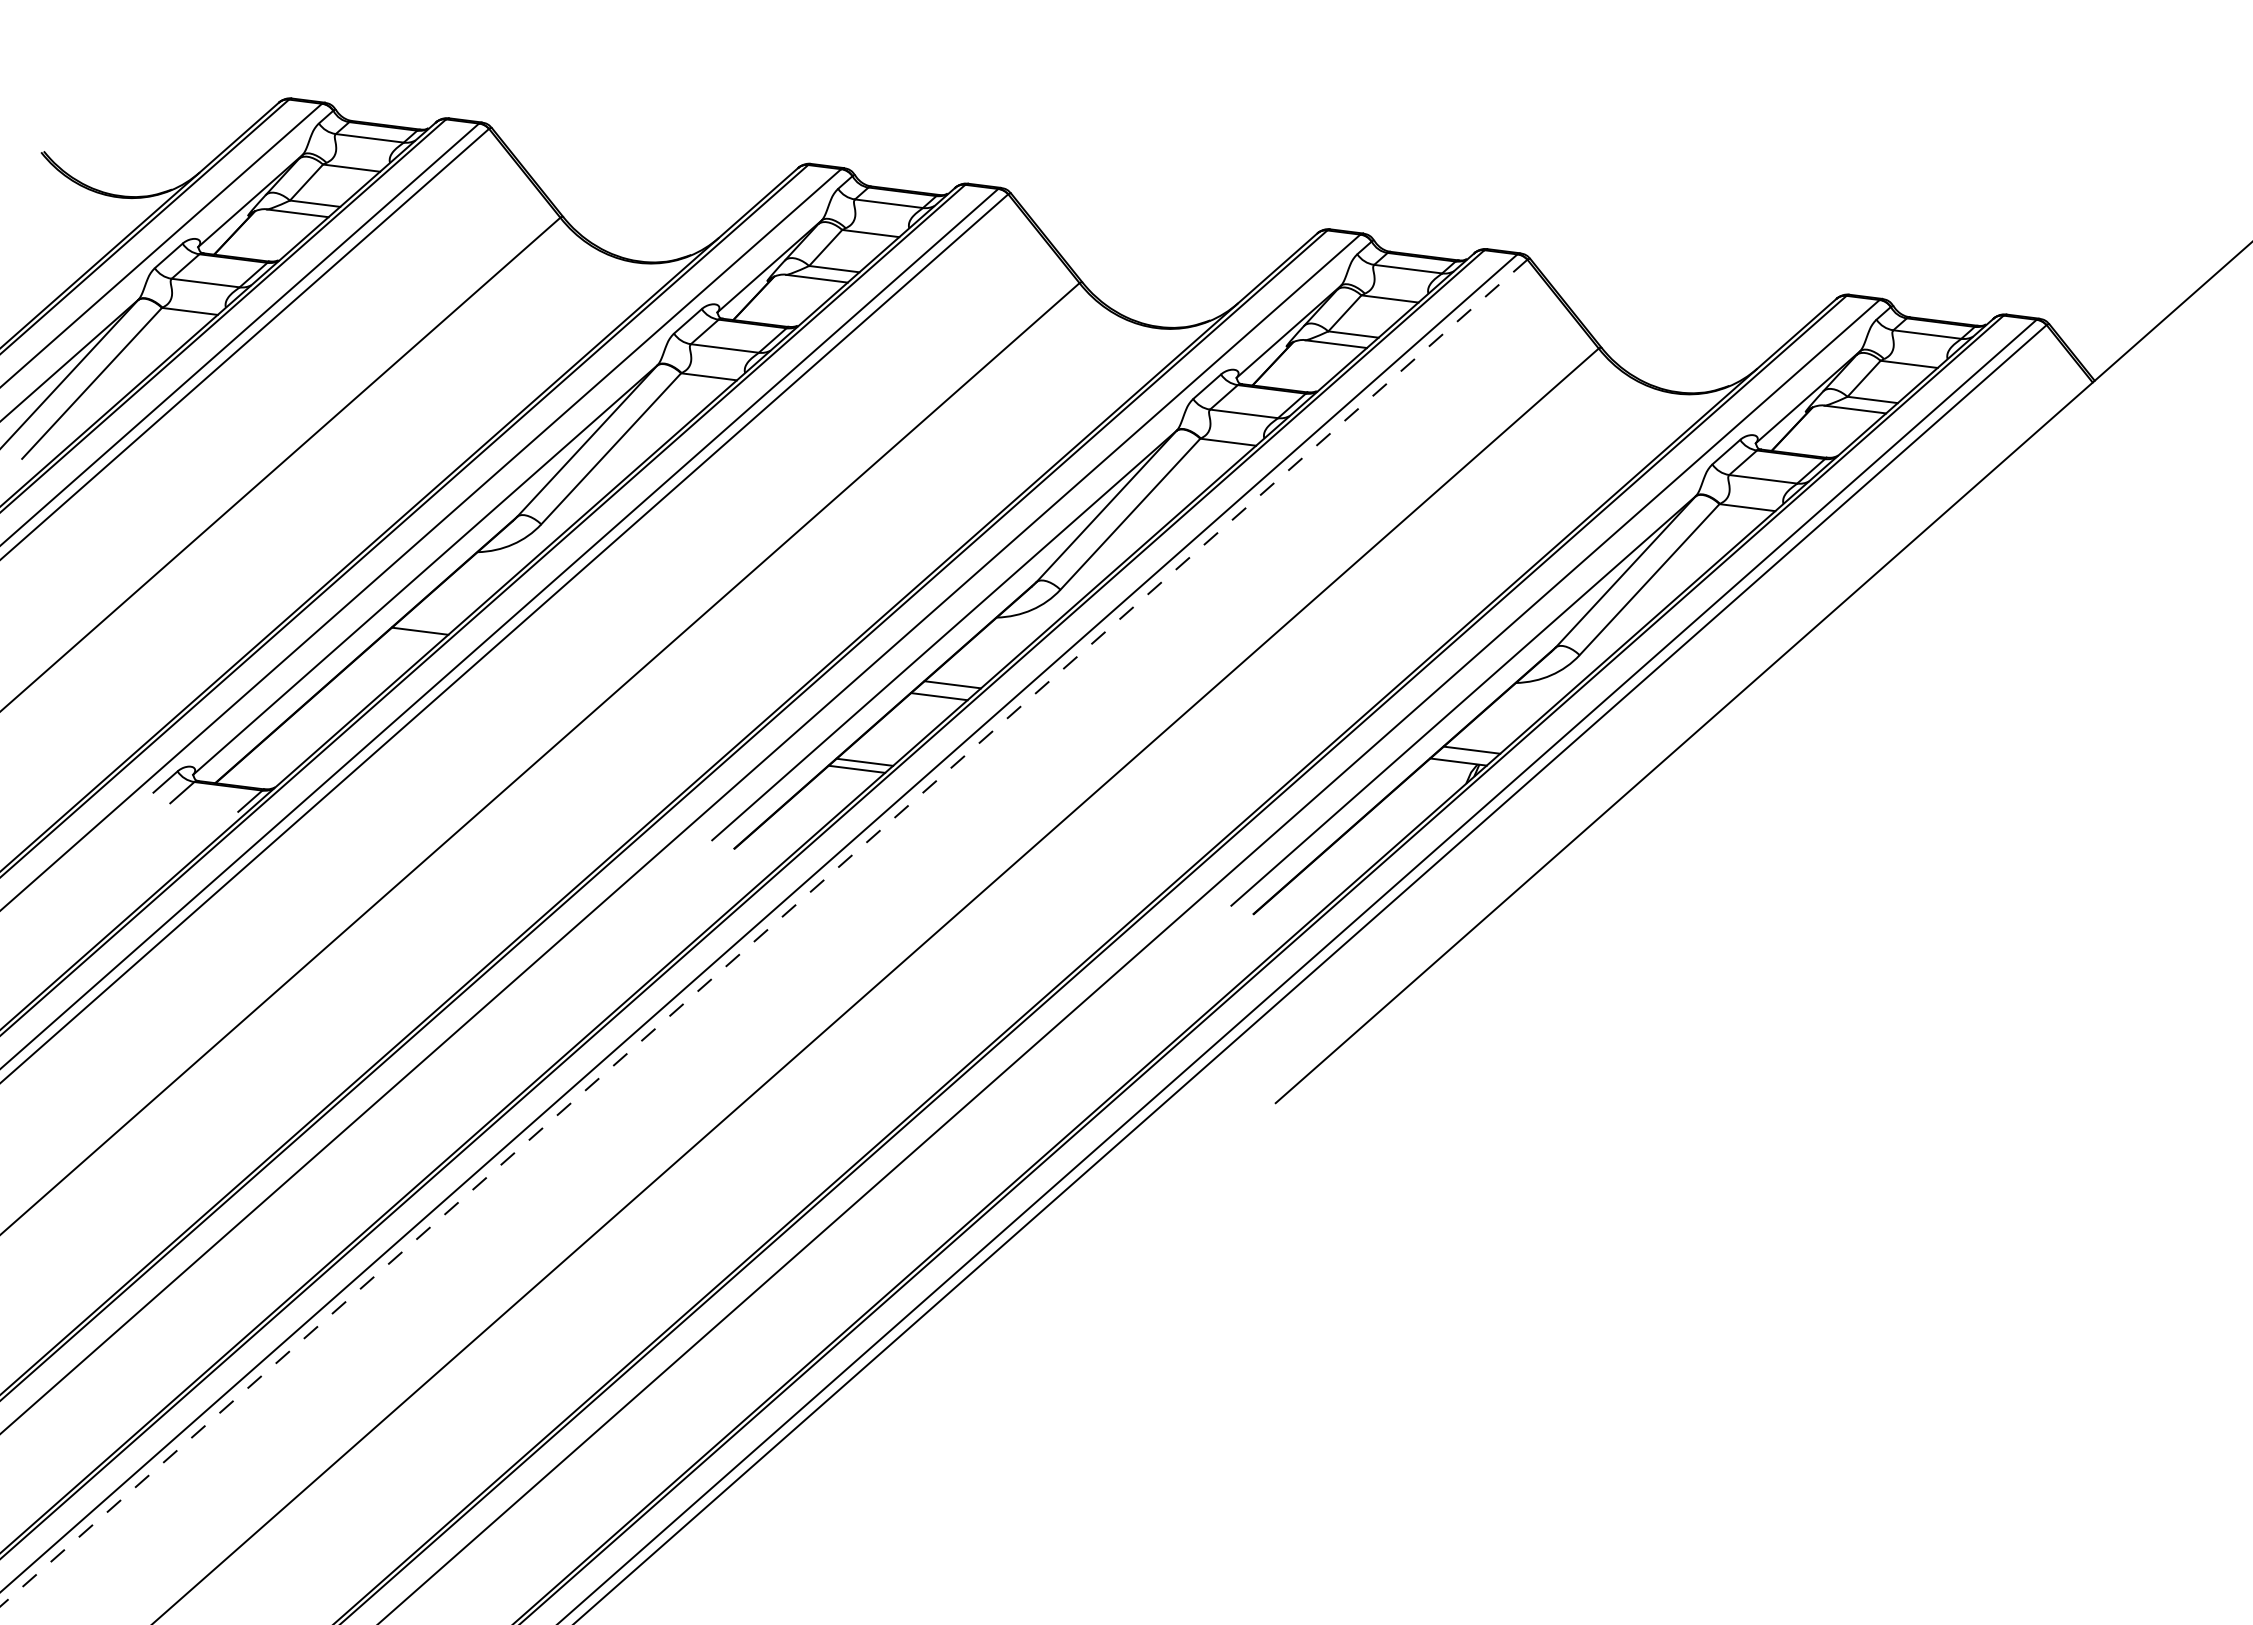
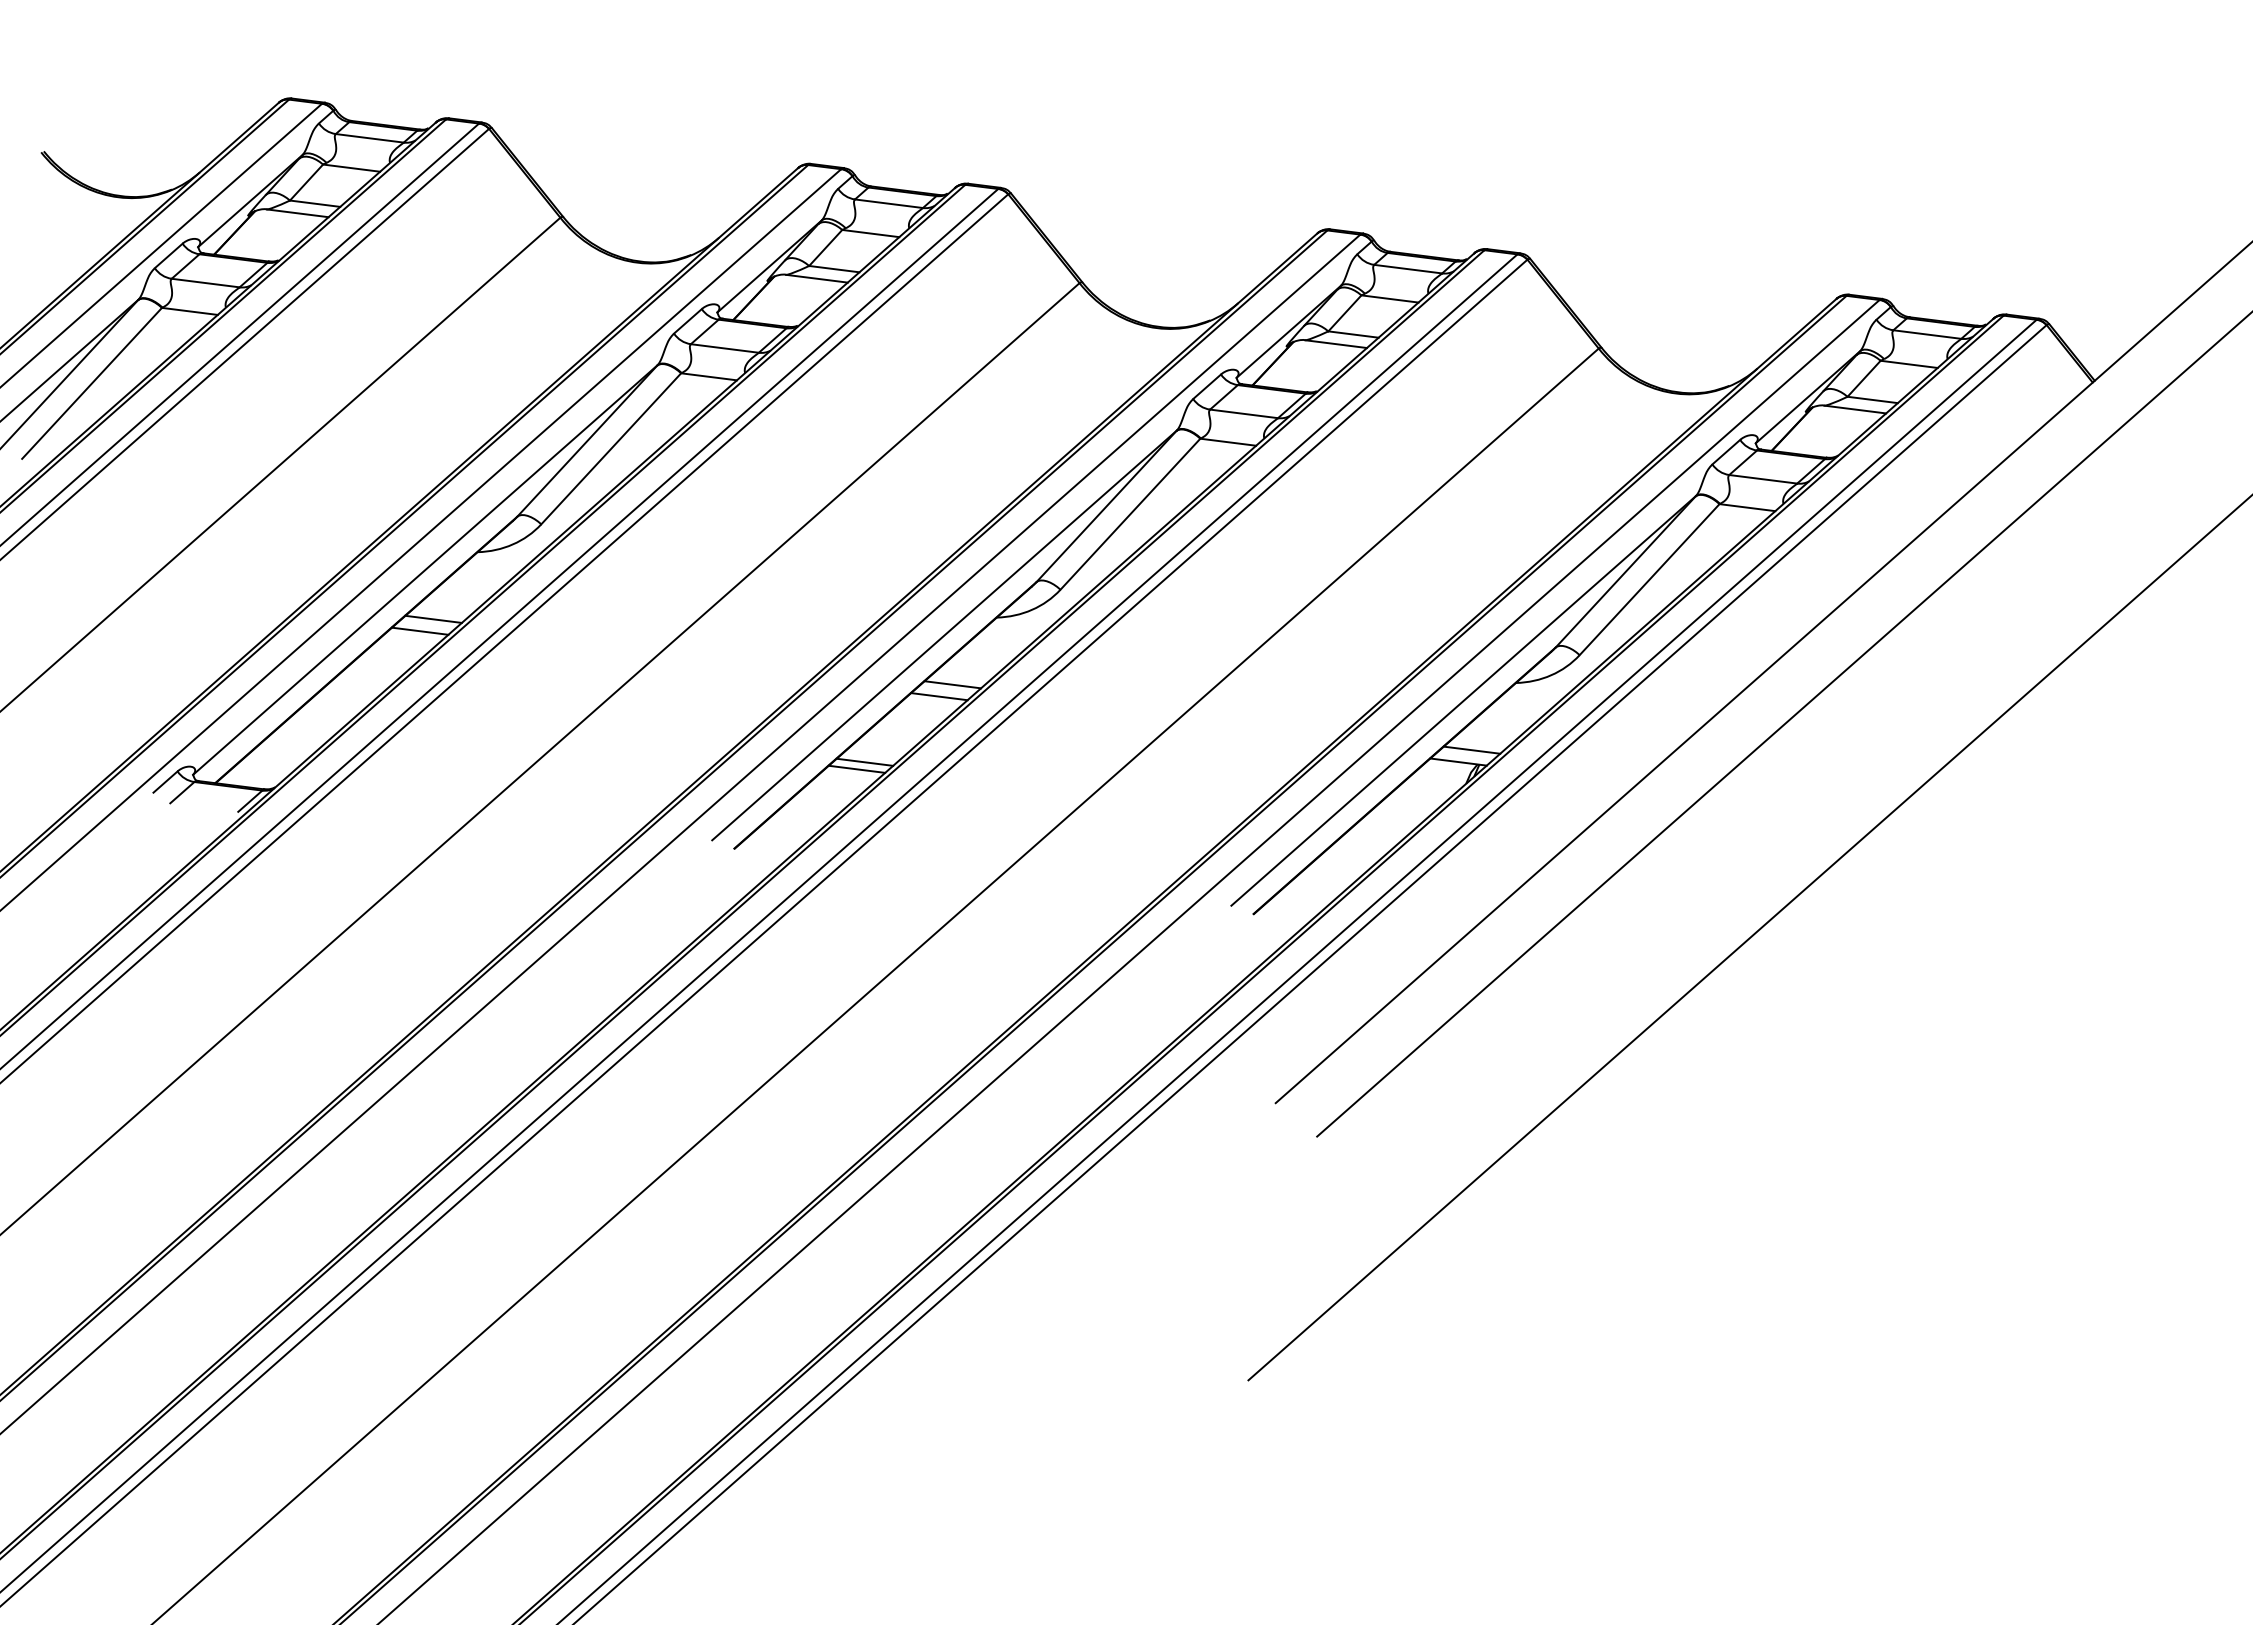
line: none -> present (433, 618)
line: none -> present (1783, 725)
line: dashed -> solid (764, 932)
line: none -> present (1748, 938)
